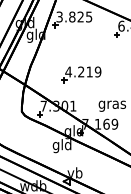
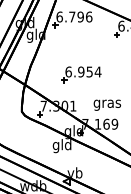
text: 3.825 -> 6.796 (74, 16)
text: 4.219 -> 6.954 (83, 71)
text position: (112, 105) -> (107, 104) (107, 104)
